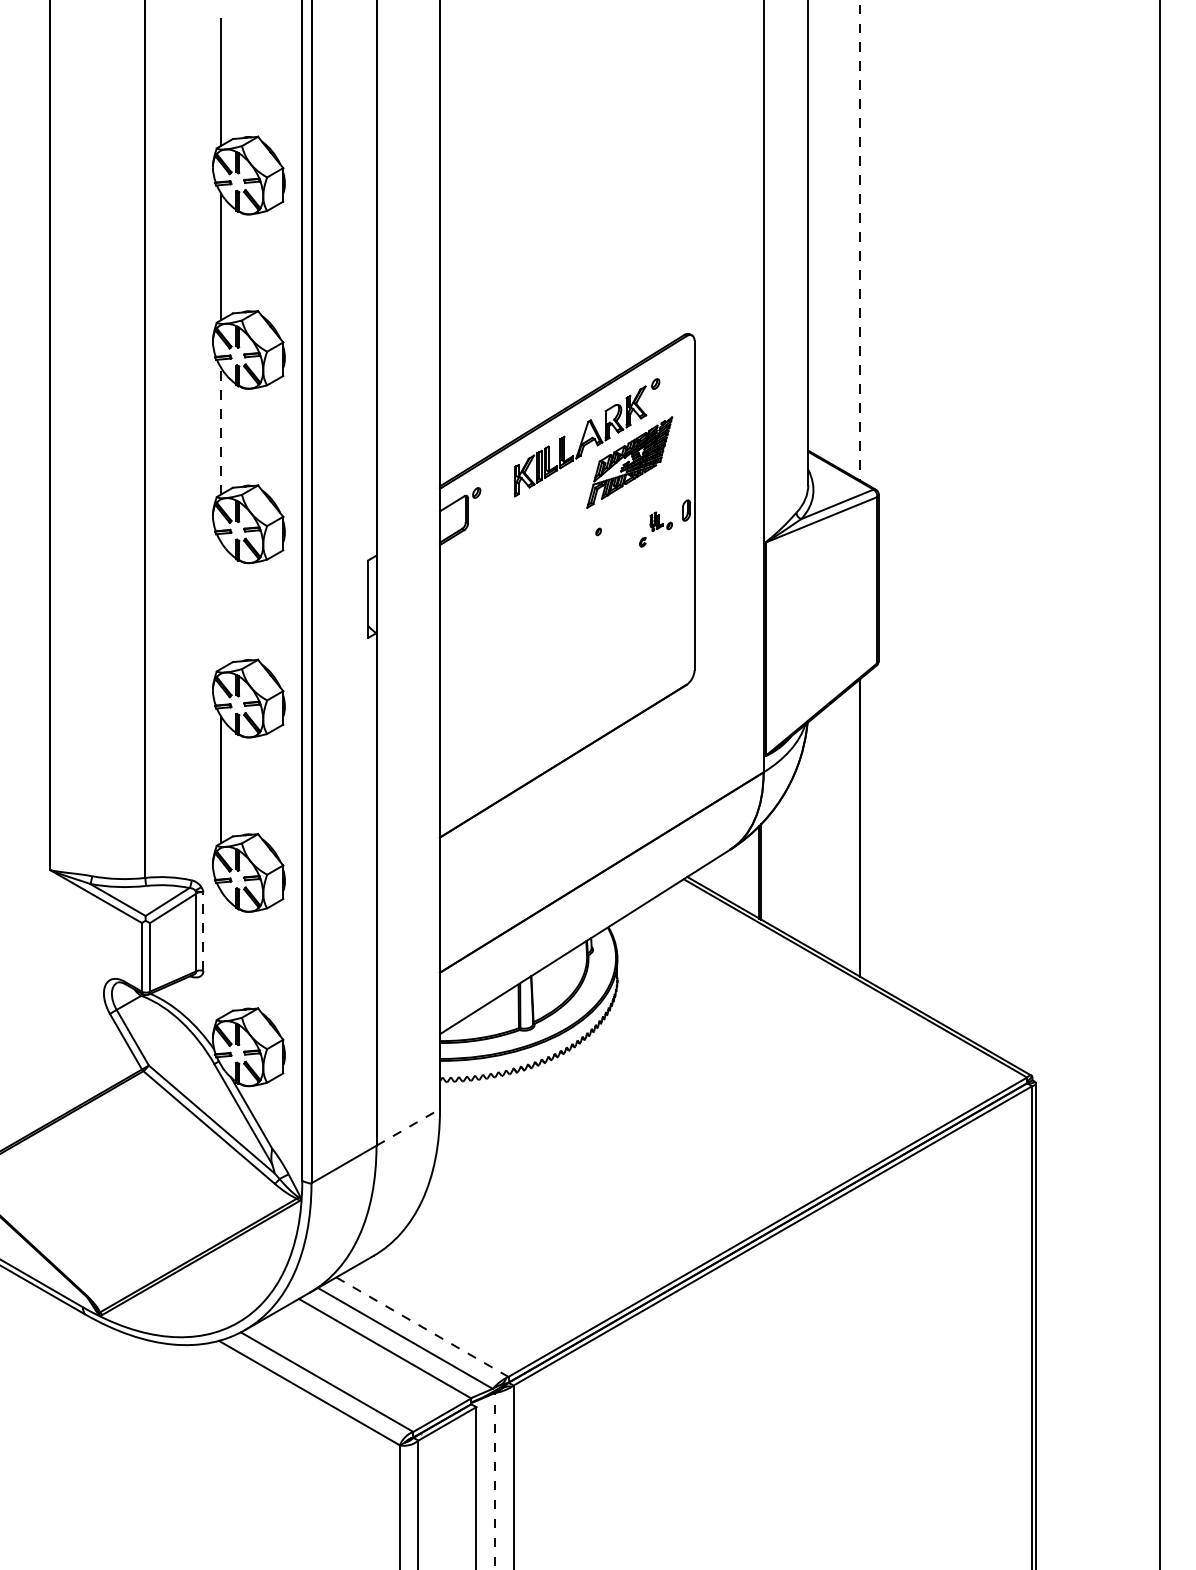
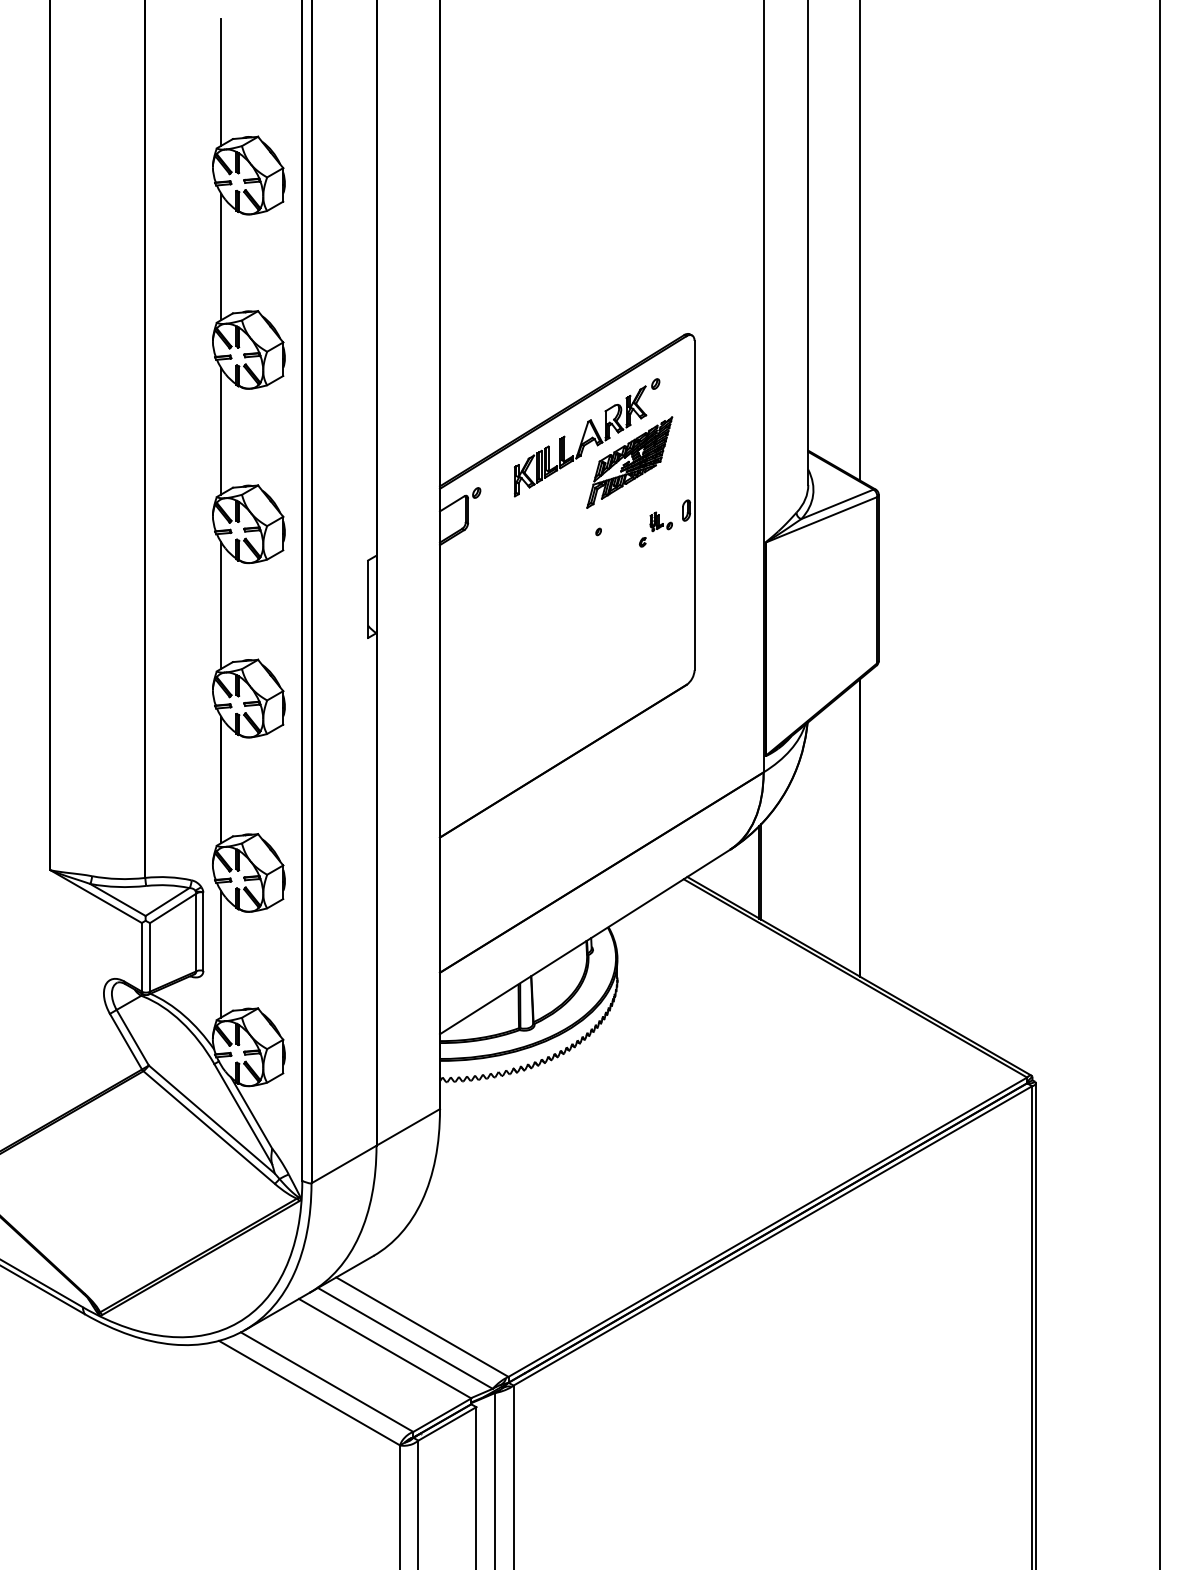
line: dashed -> solid (859, 240)
line: dashed -> solid (221, 430)
line: none -> present (221, 605)
line: dashed -> solid (203, 931)
line: none -> present (221, 953)
line: dashed -> solid (408, 1127)
line: dashed -> solid (422, 1327)
line: dashed -> solid (495, 1480)
